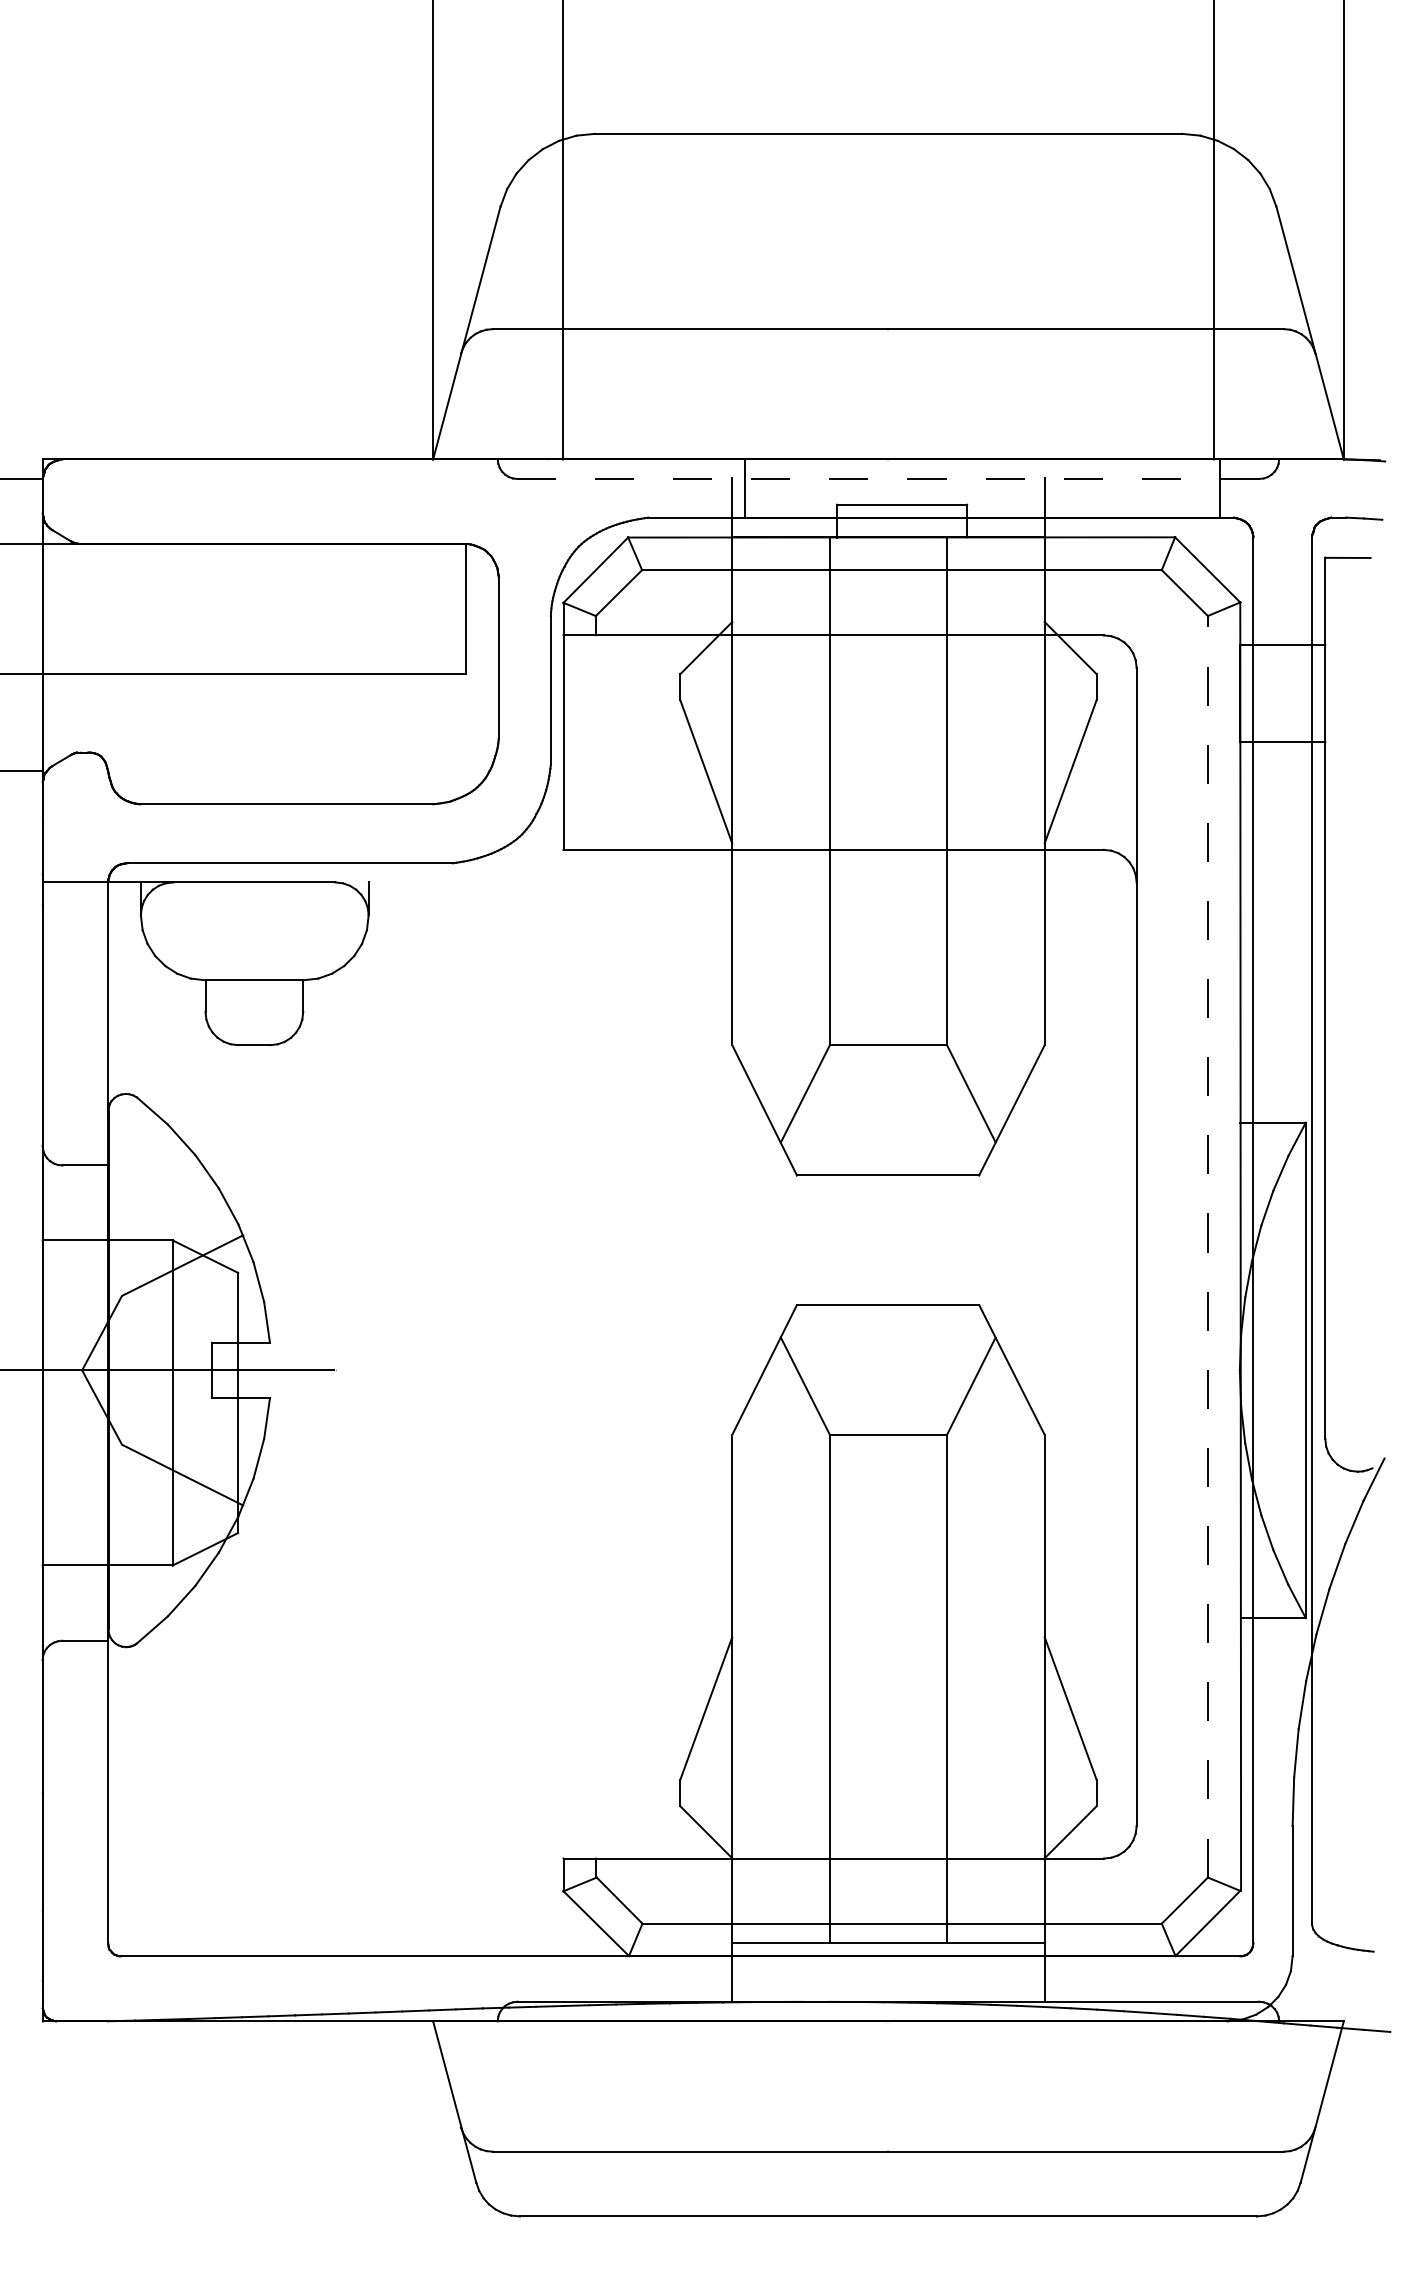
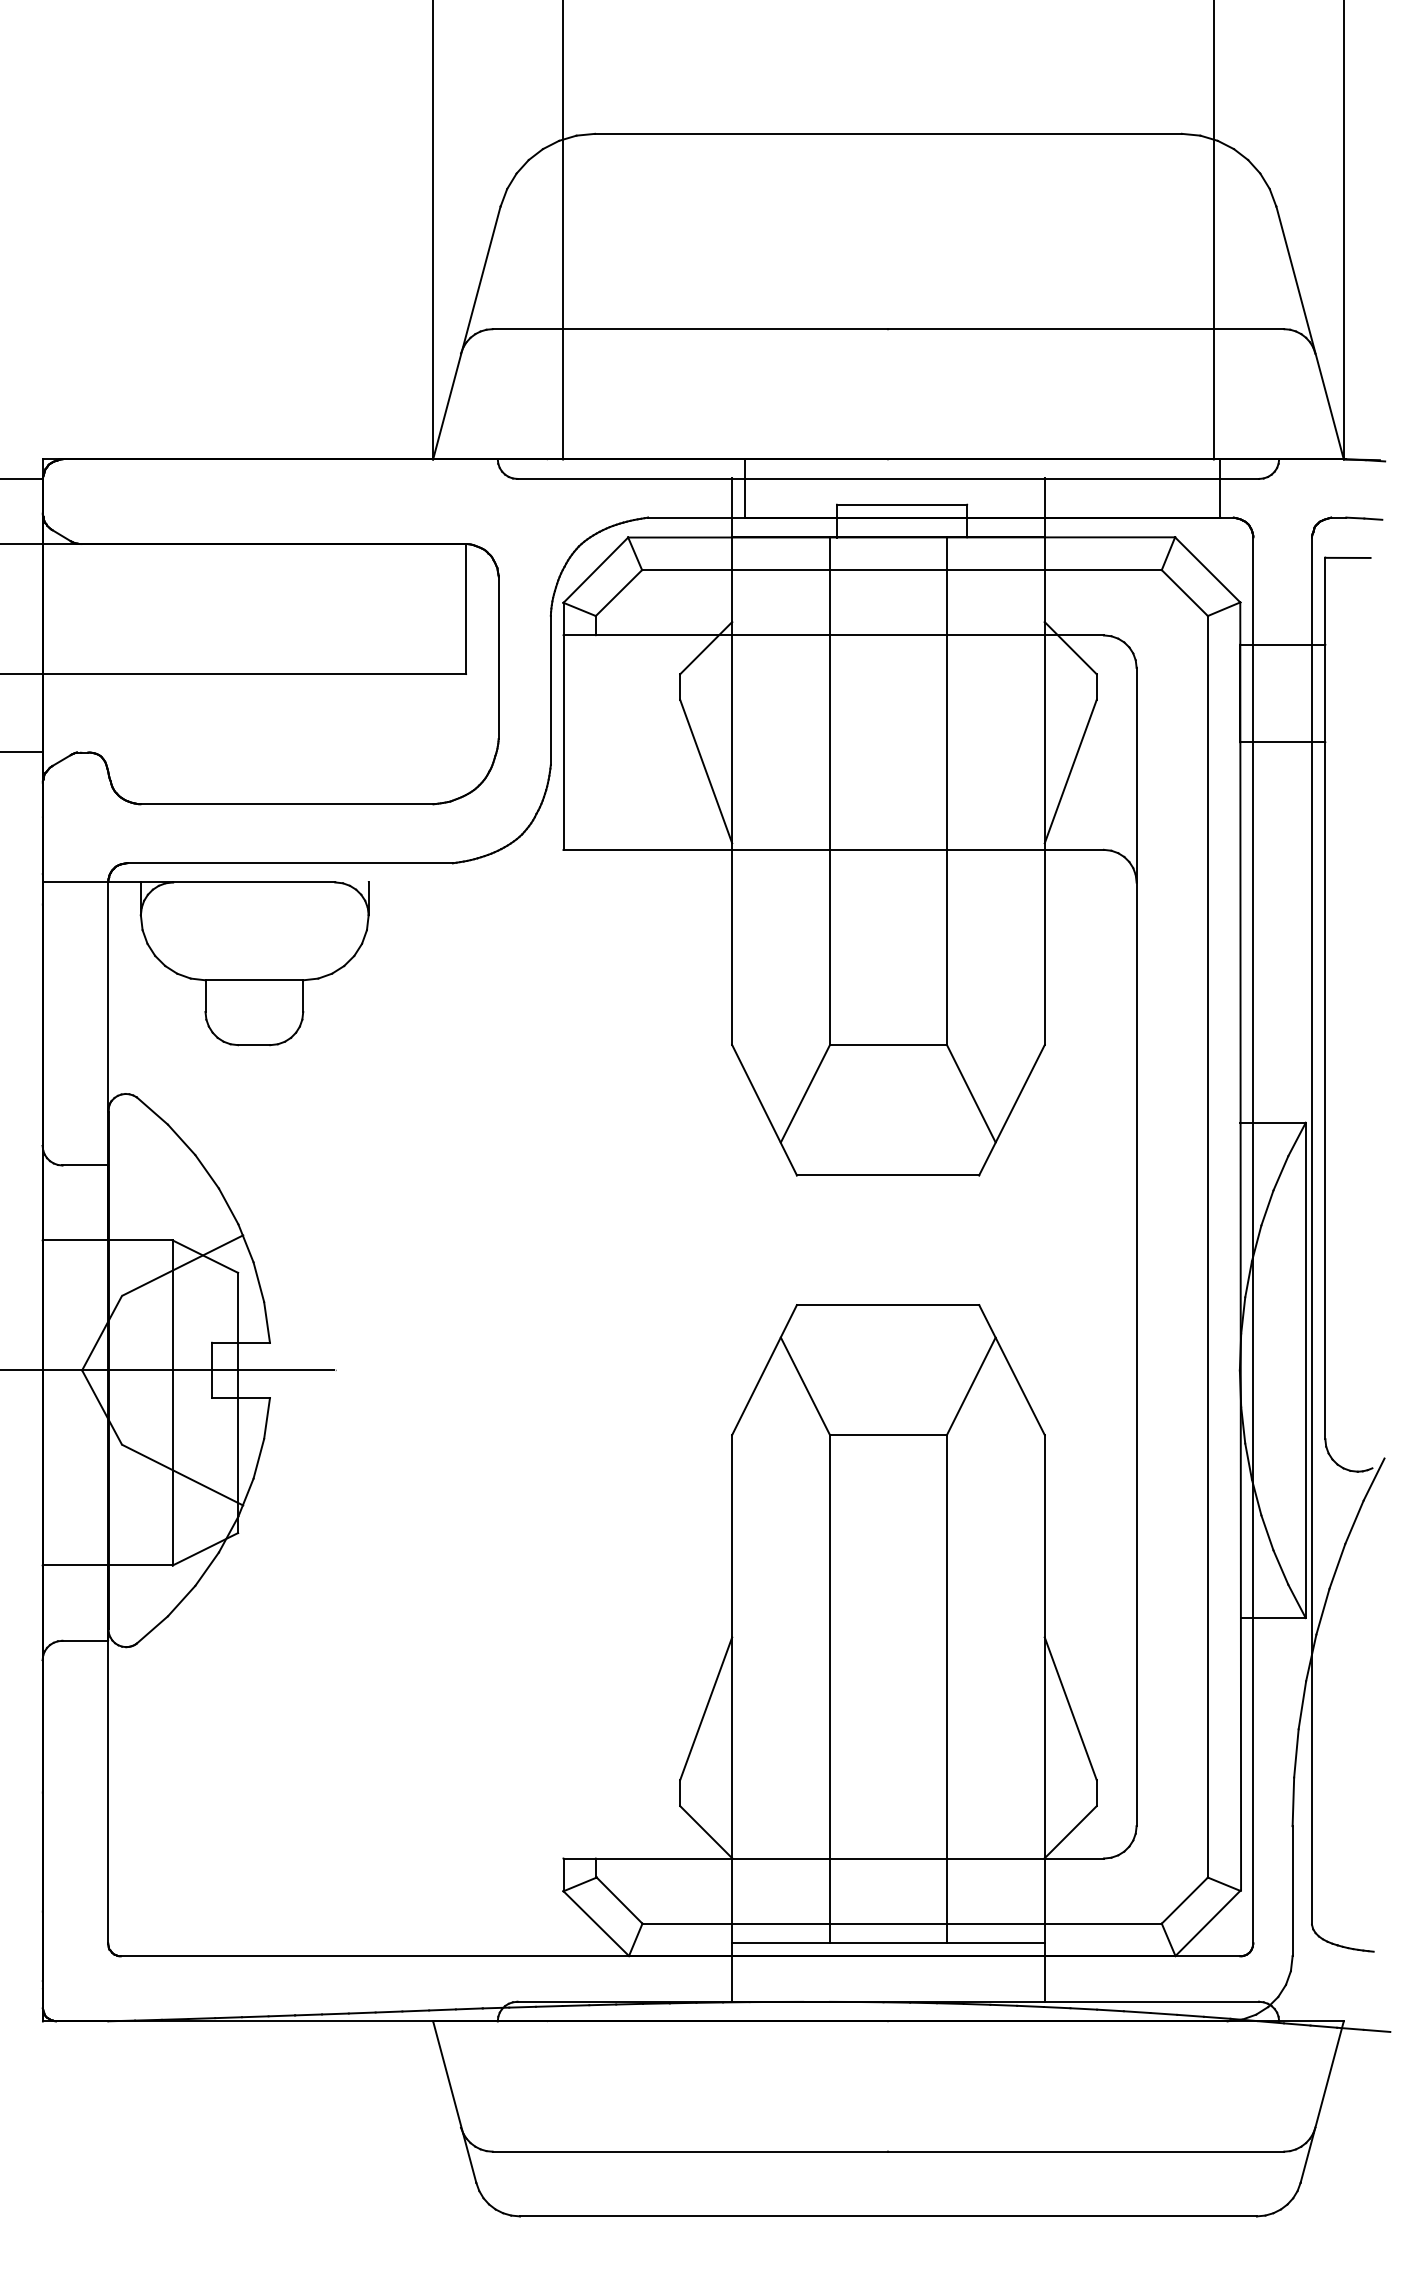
line: dashed -> solid (888, 478)
line position: (22, 771) -> (22, 752) (22, 752)
line: dashed -> solid (1207, 1246)
